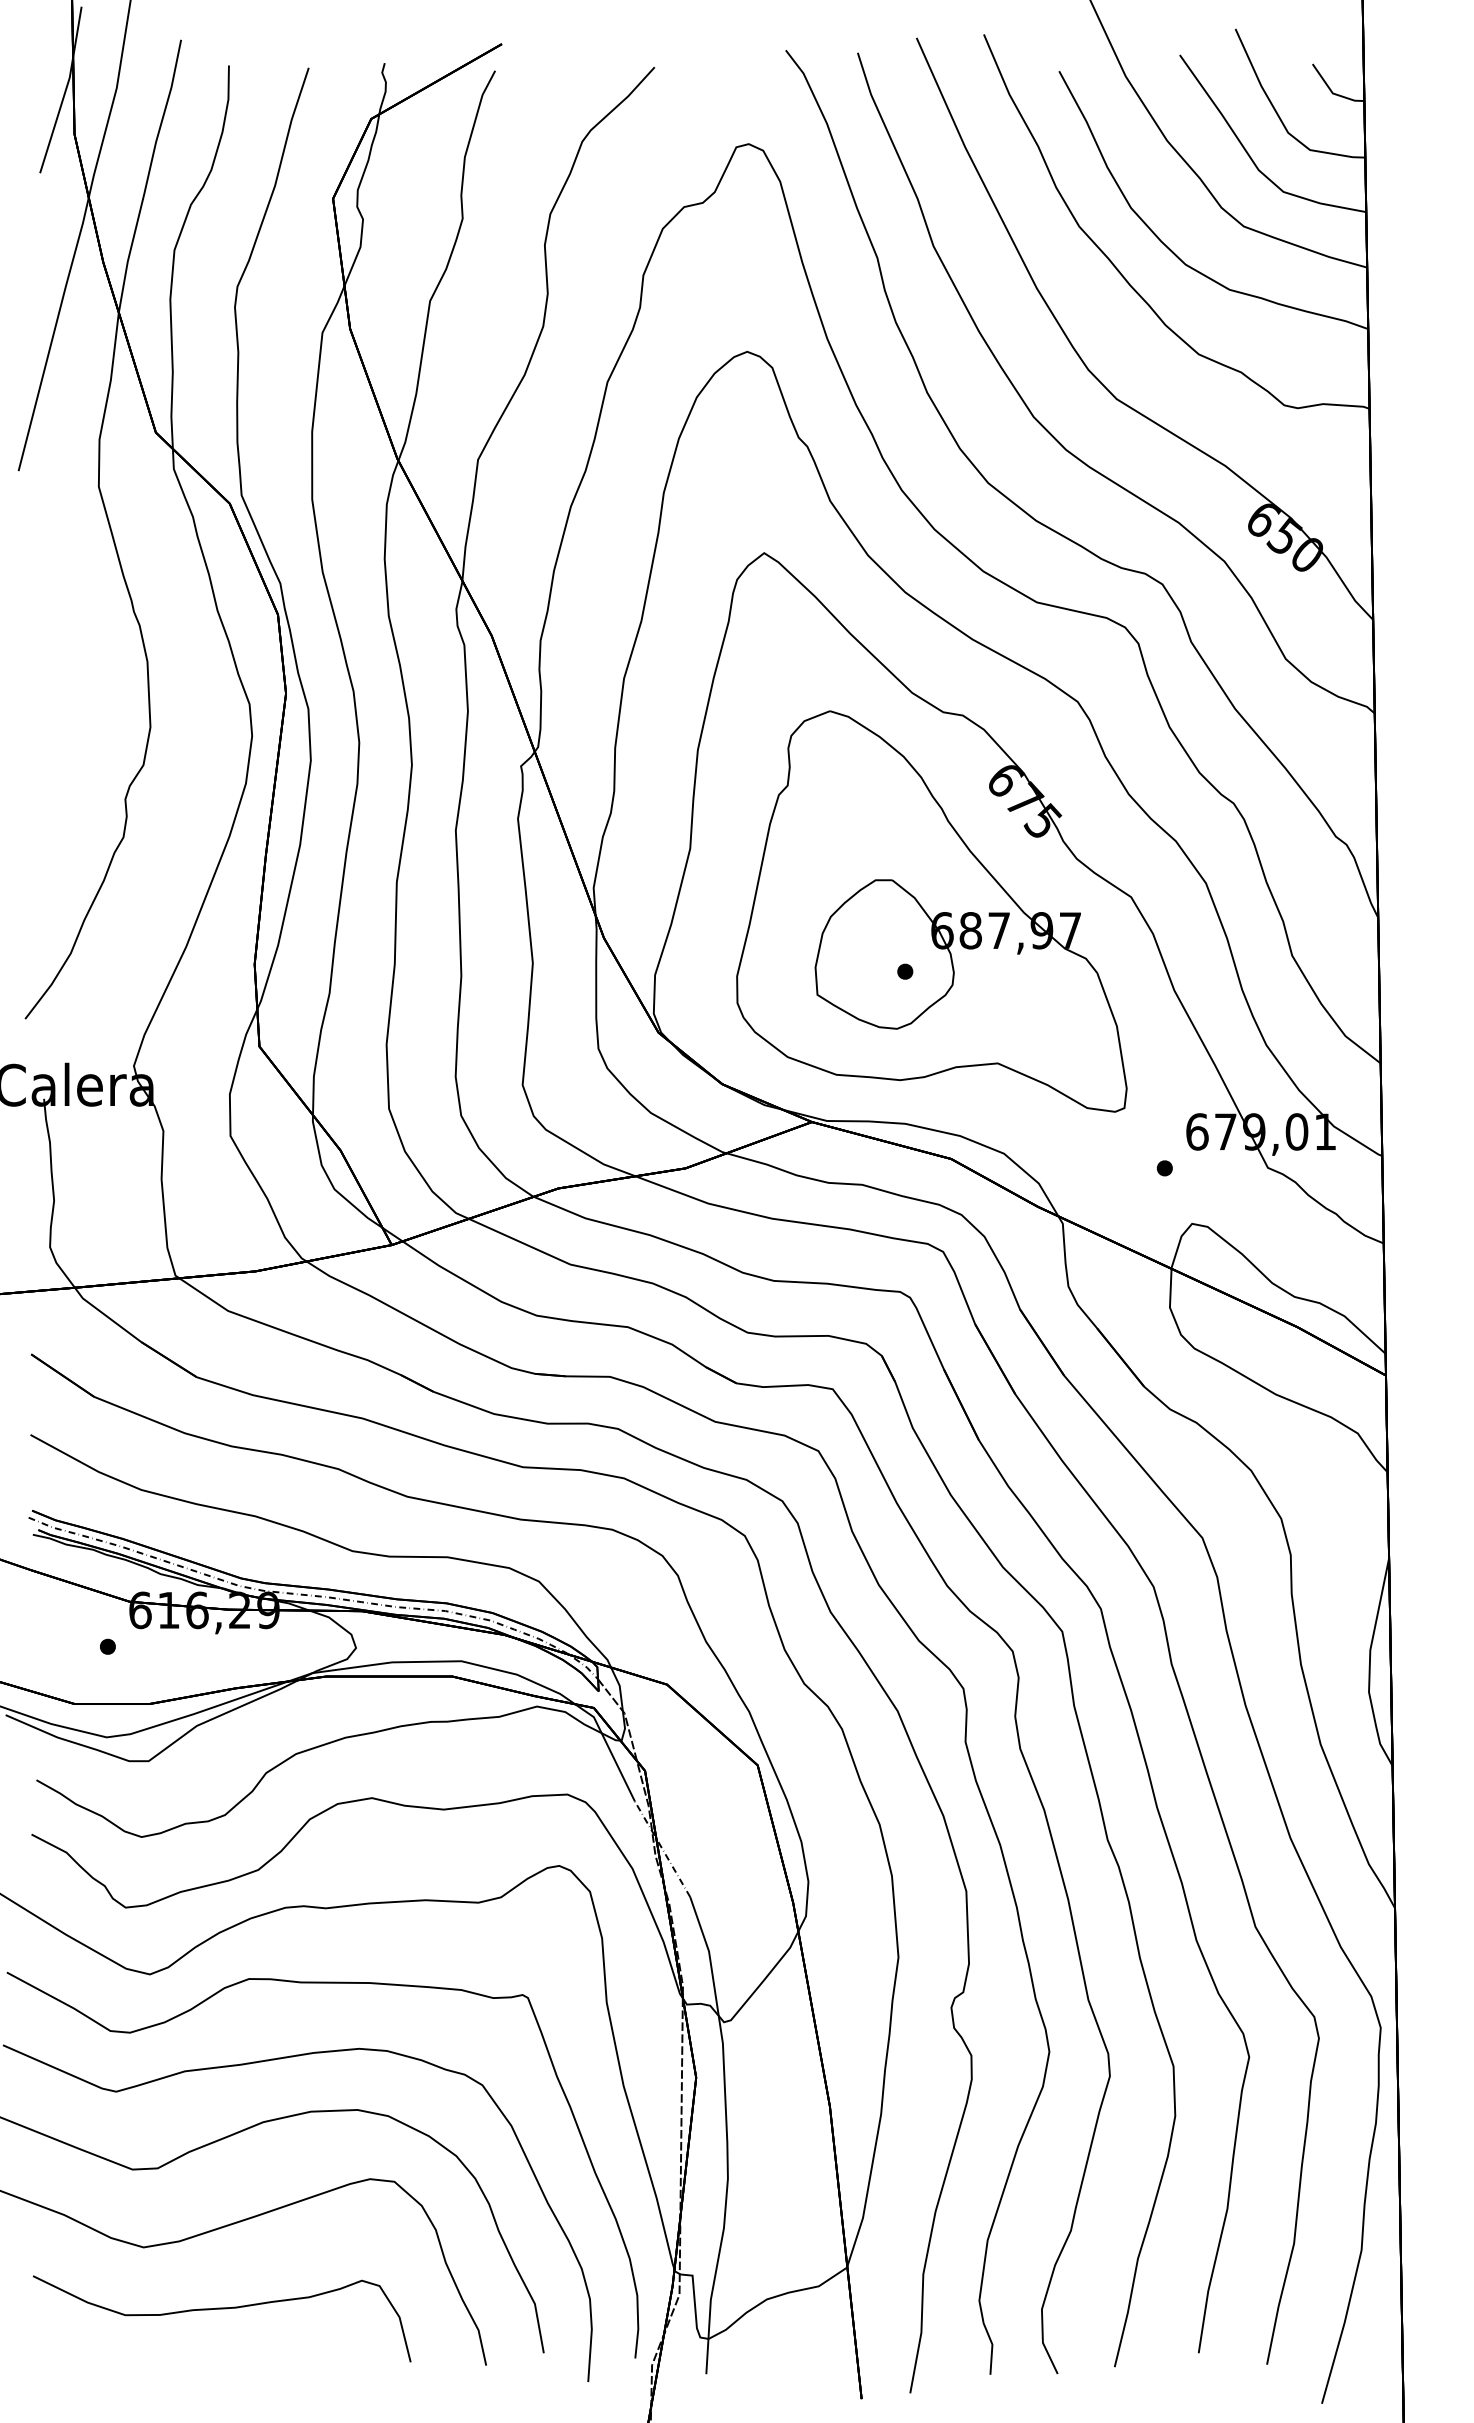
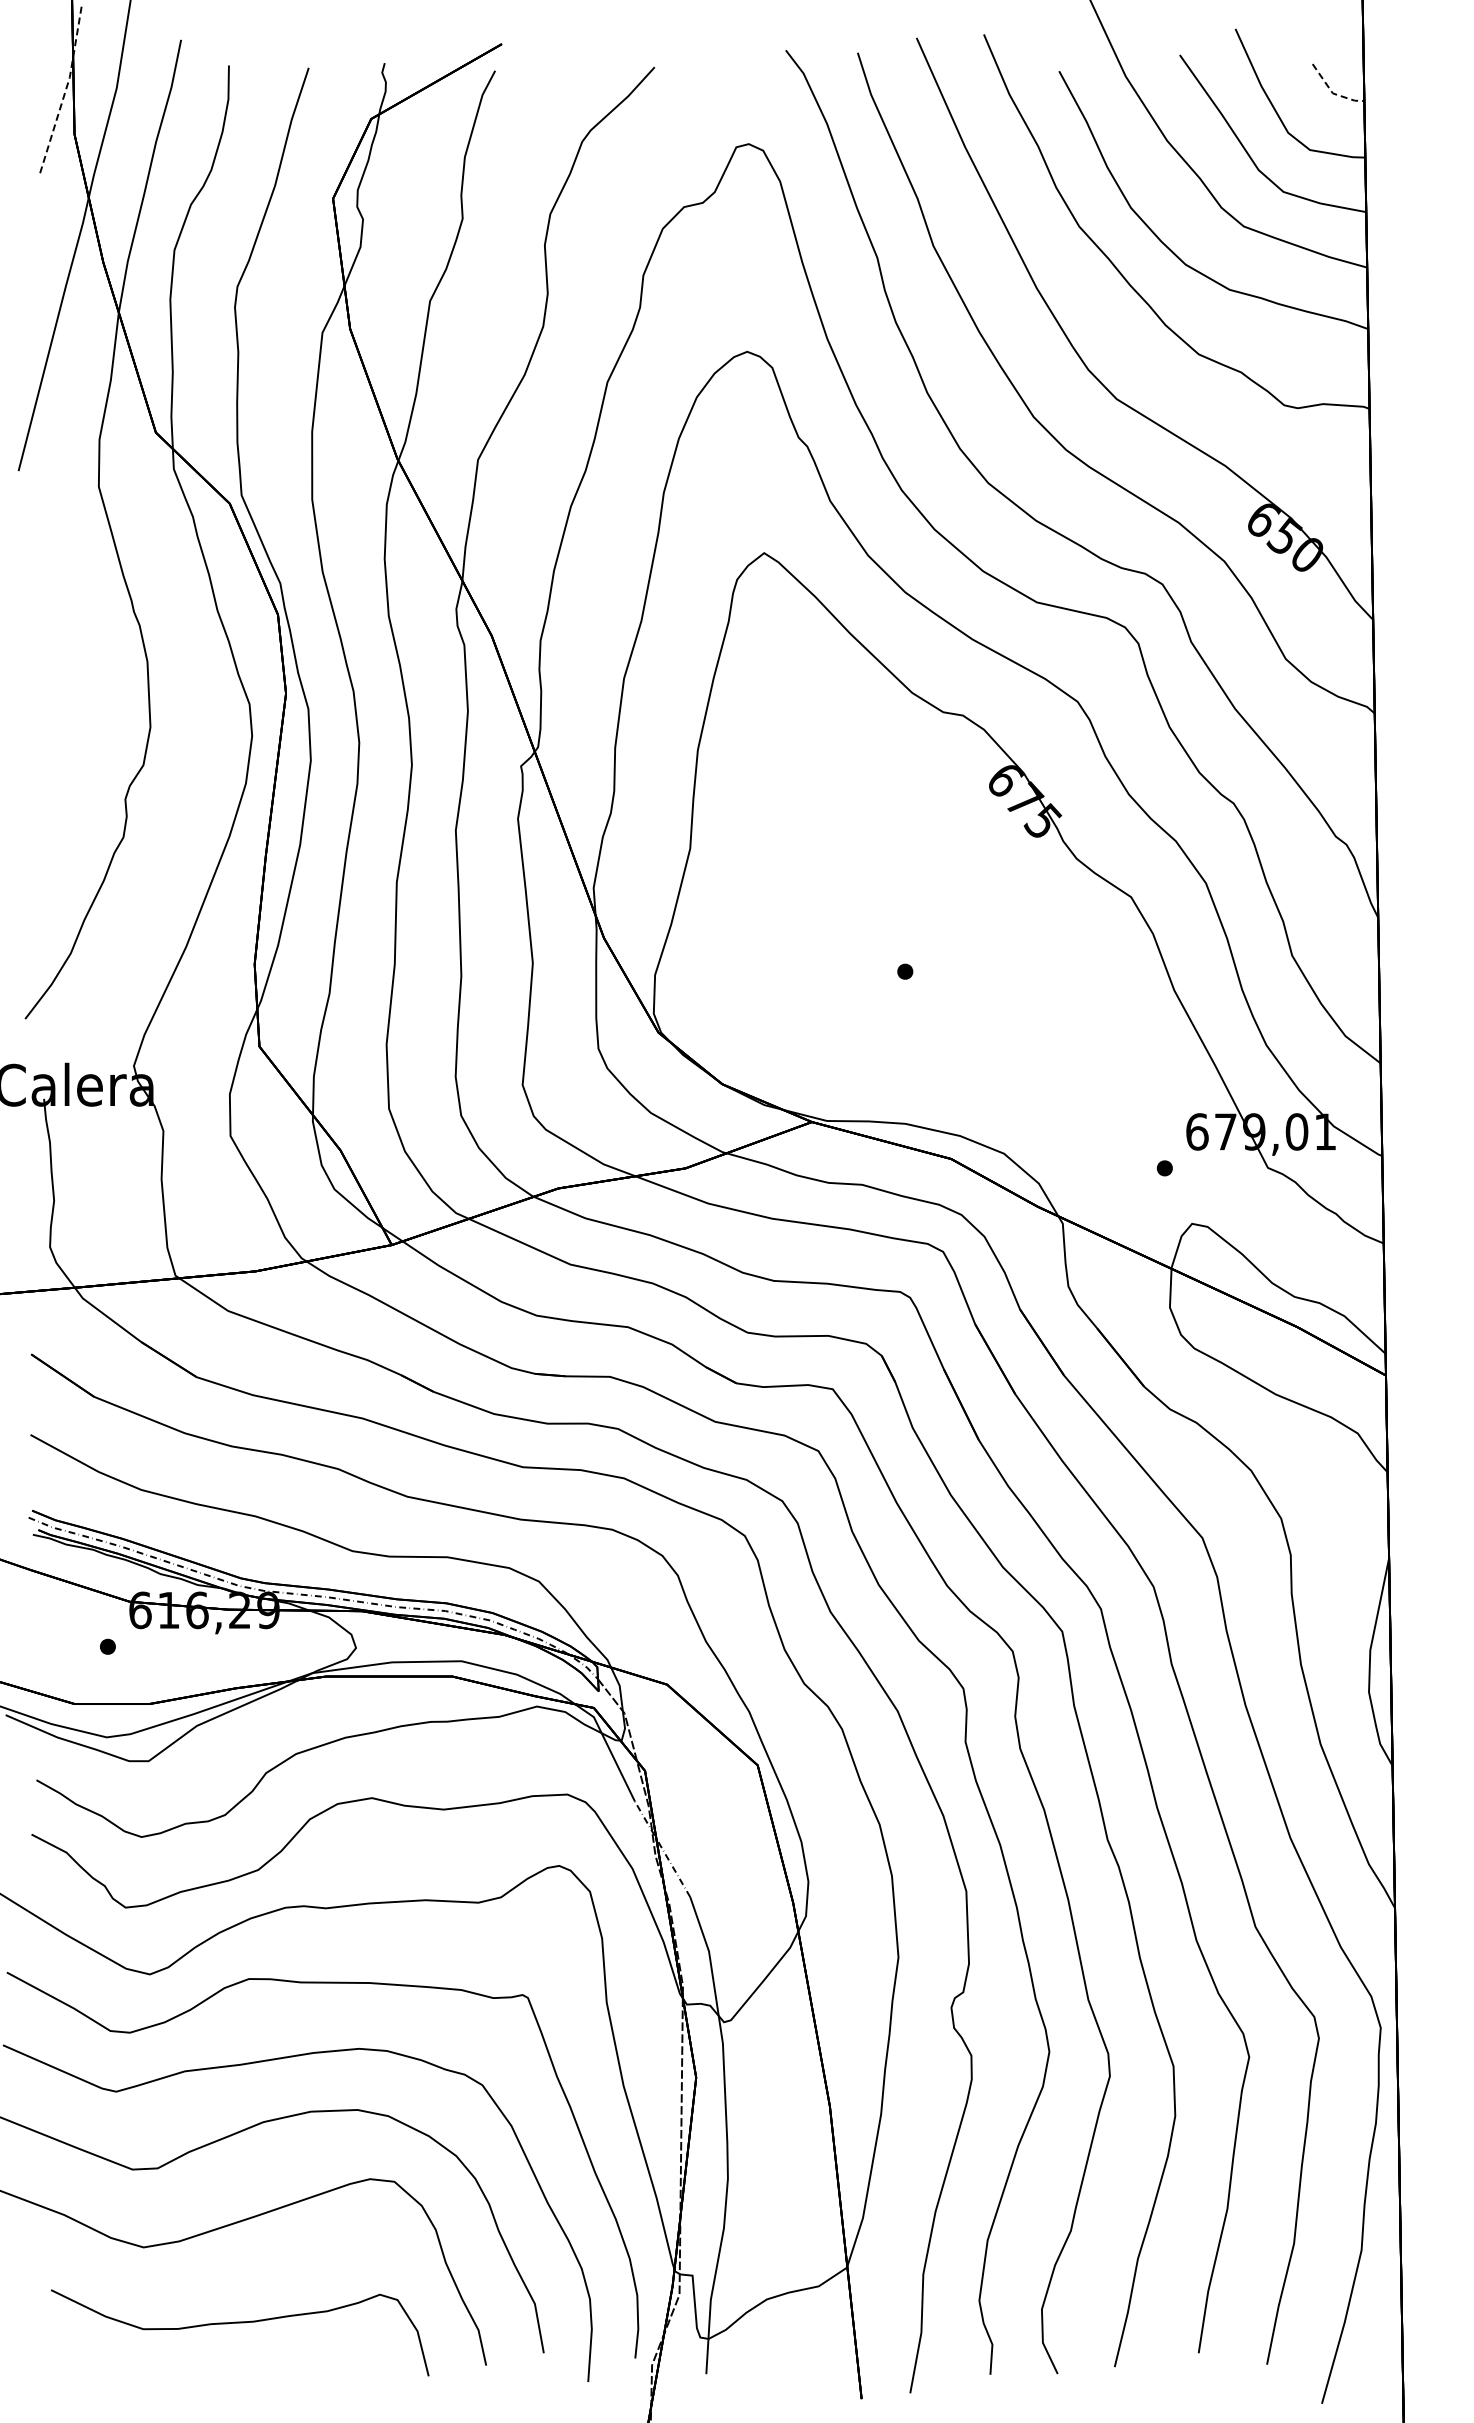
line: solid -> dashed (65, 90)
line: solid -> dashed (1332, 93)
part: present -> none (931, 911)
curve position: (221, 2309) -> (239, 2323) (239, 2323)
